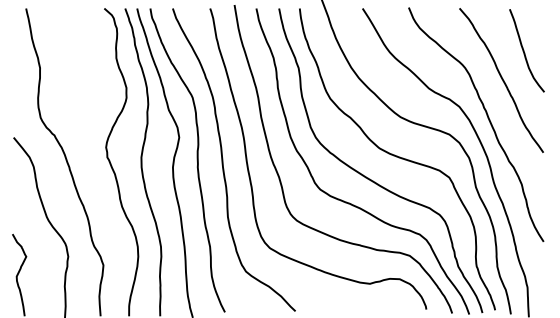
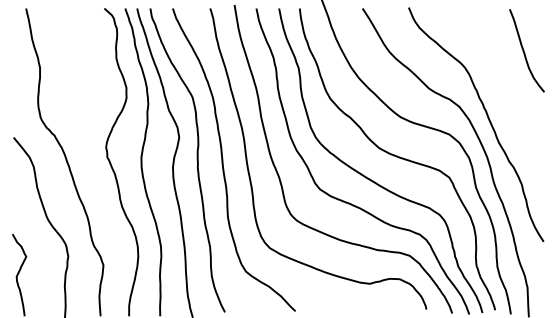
curve: present -> none (501, 79)
